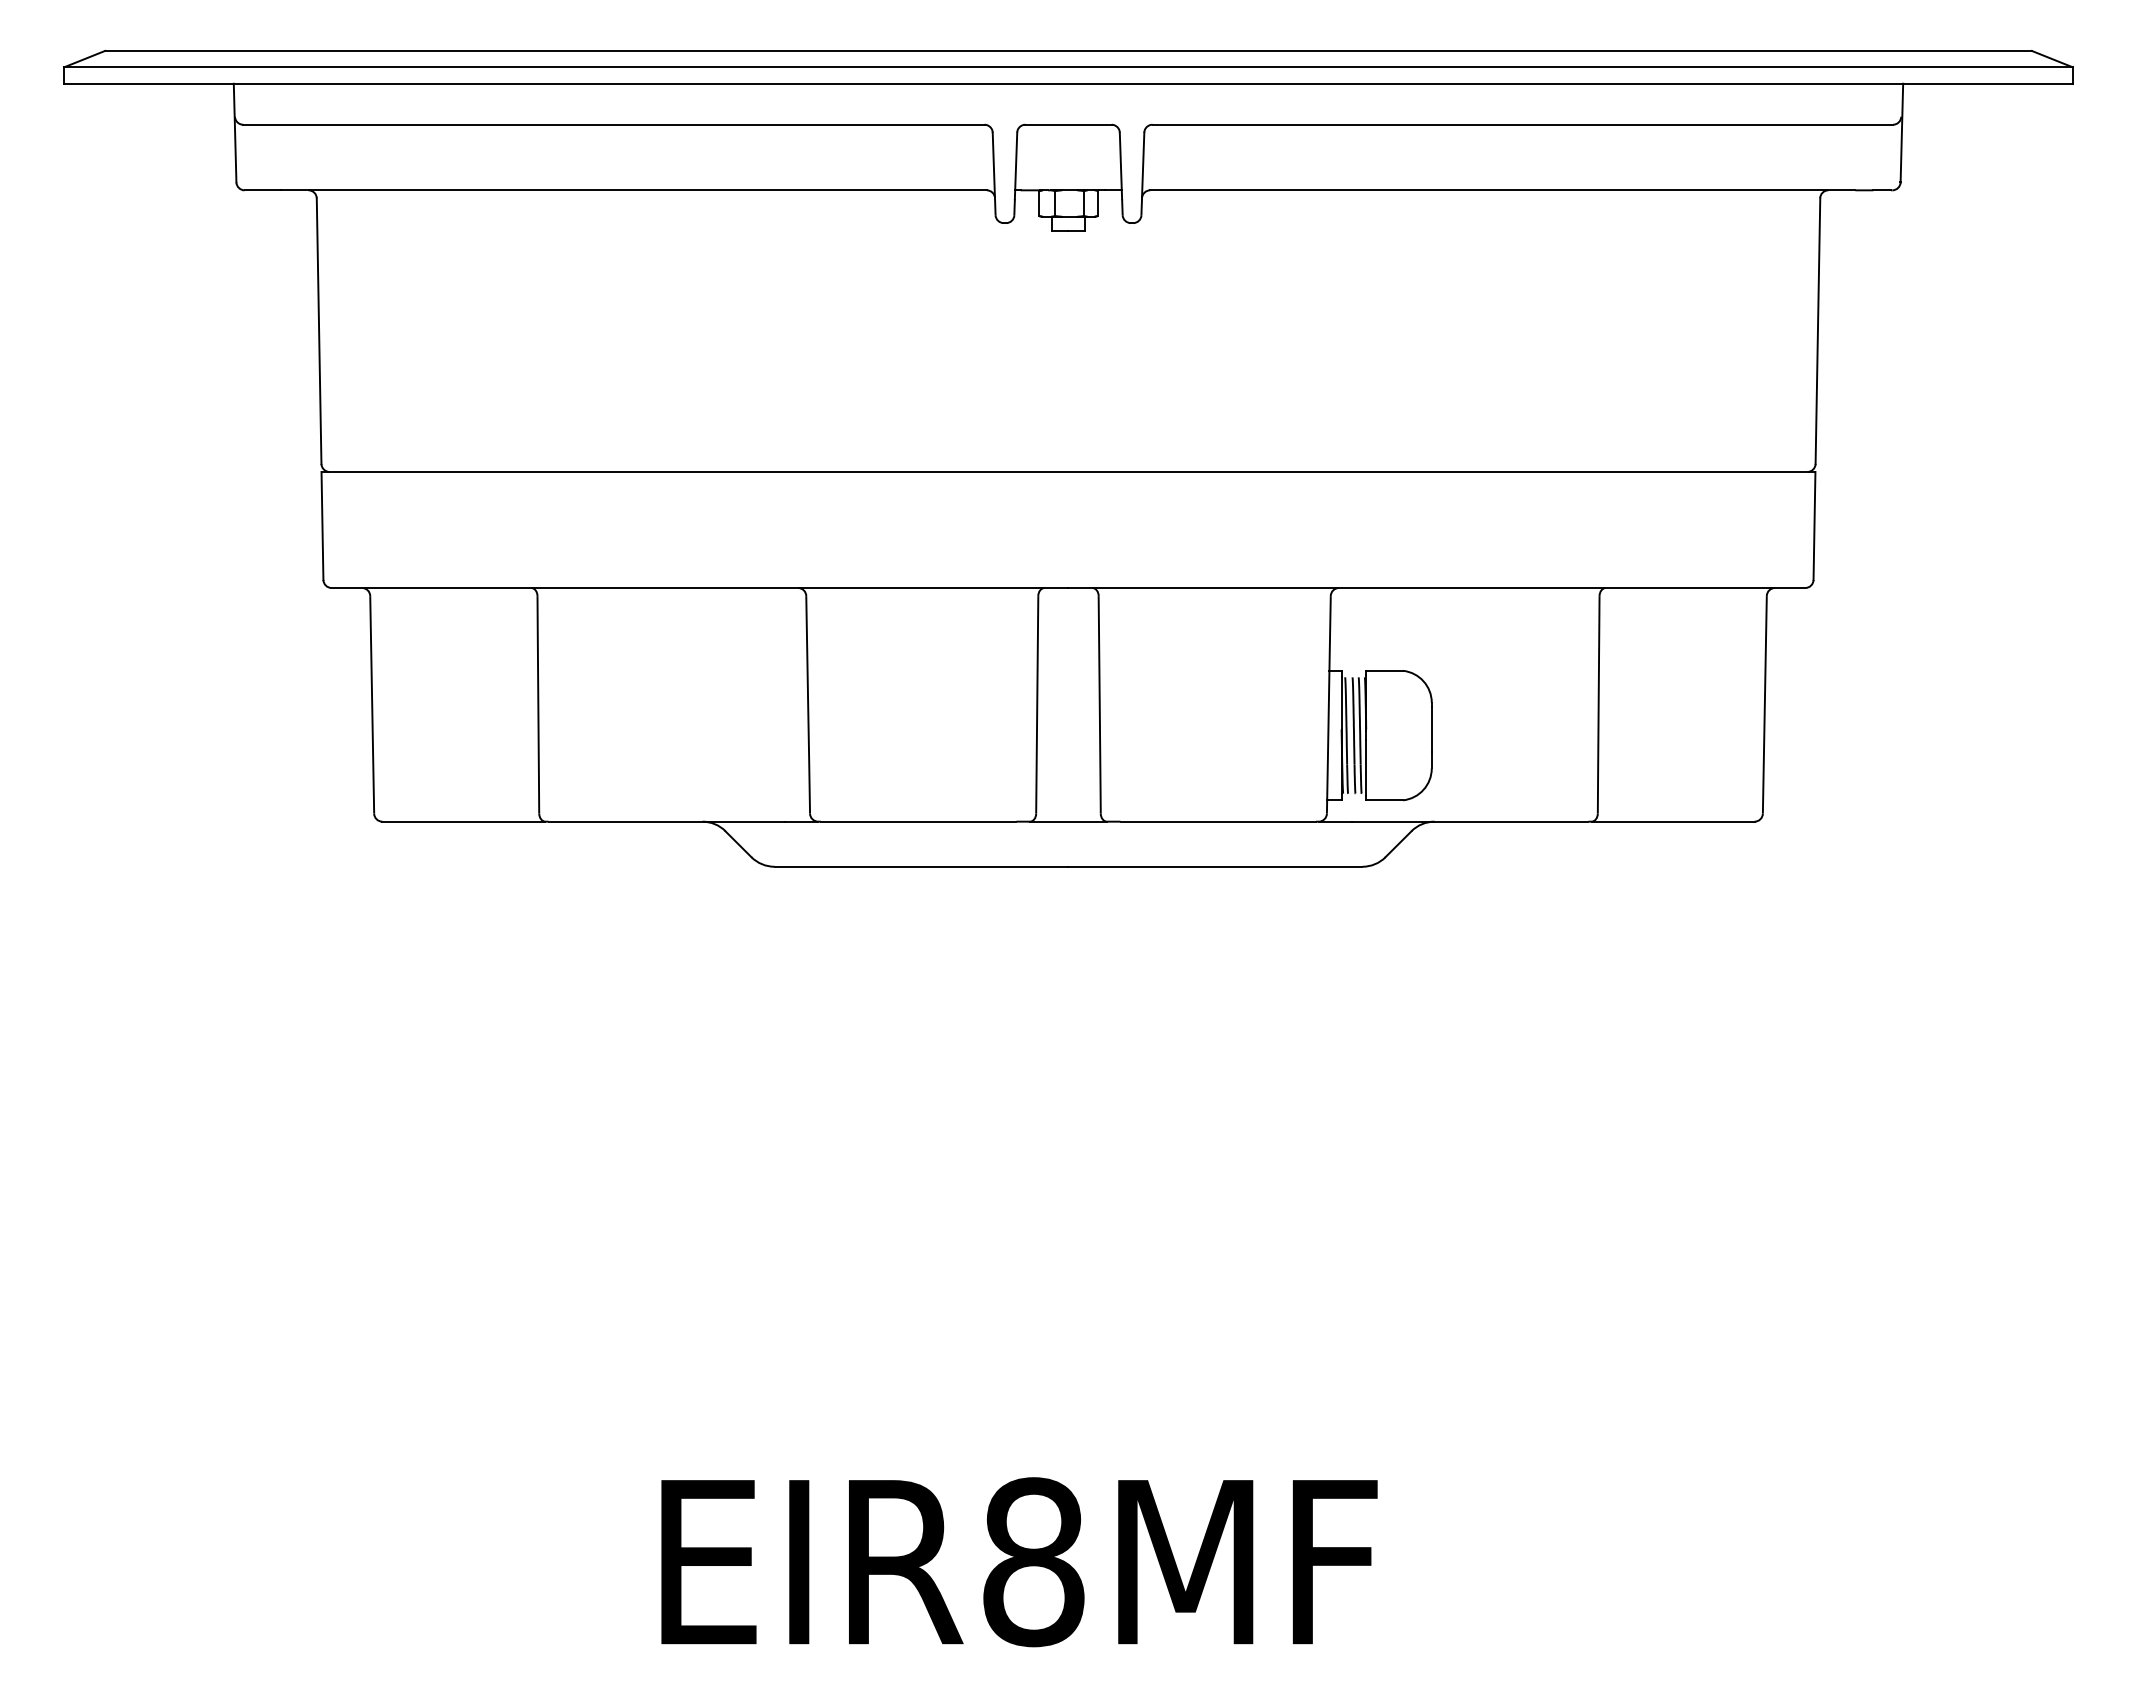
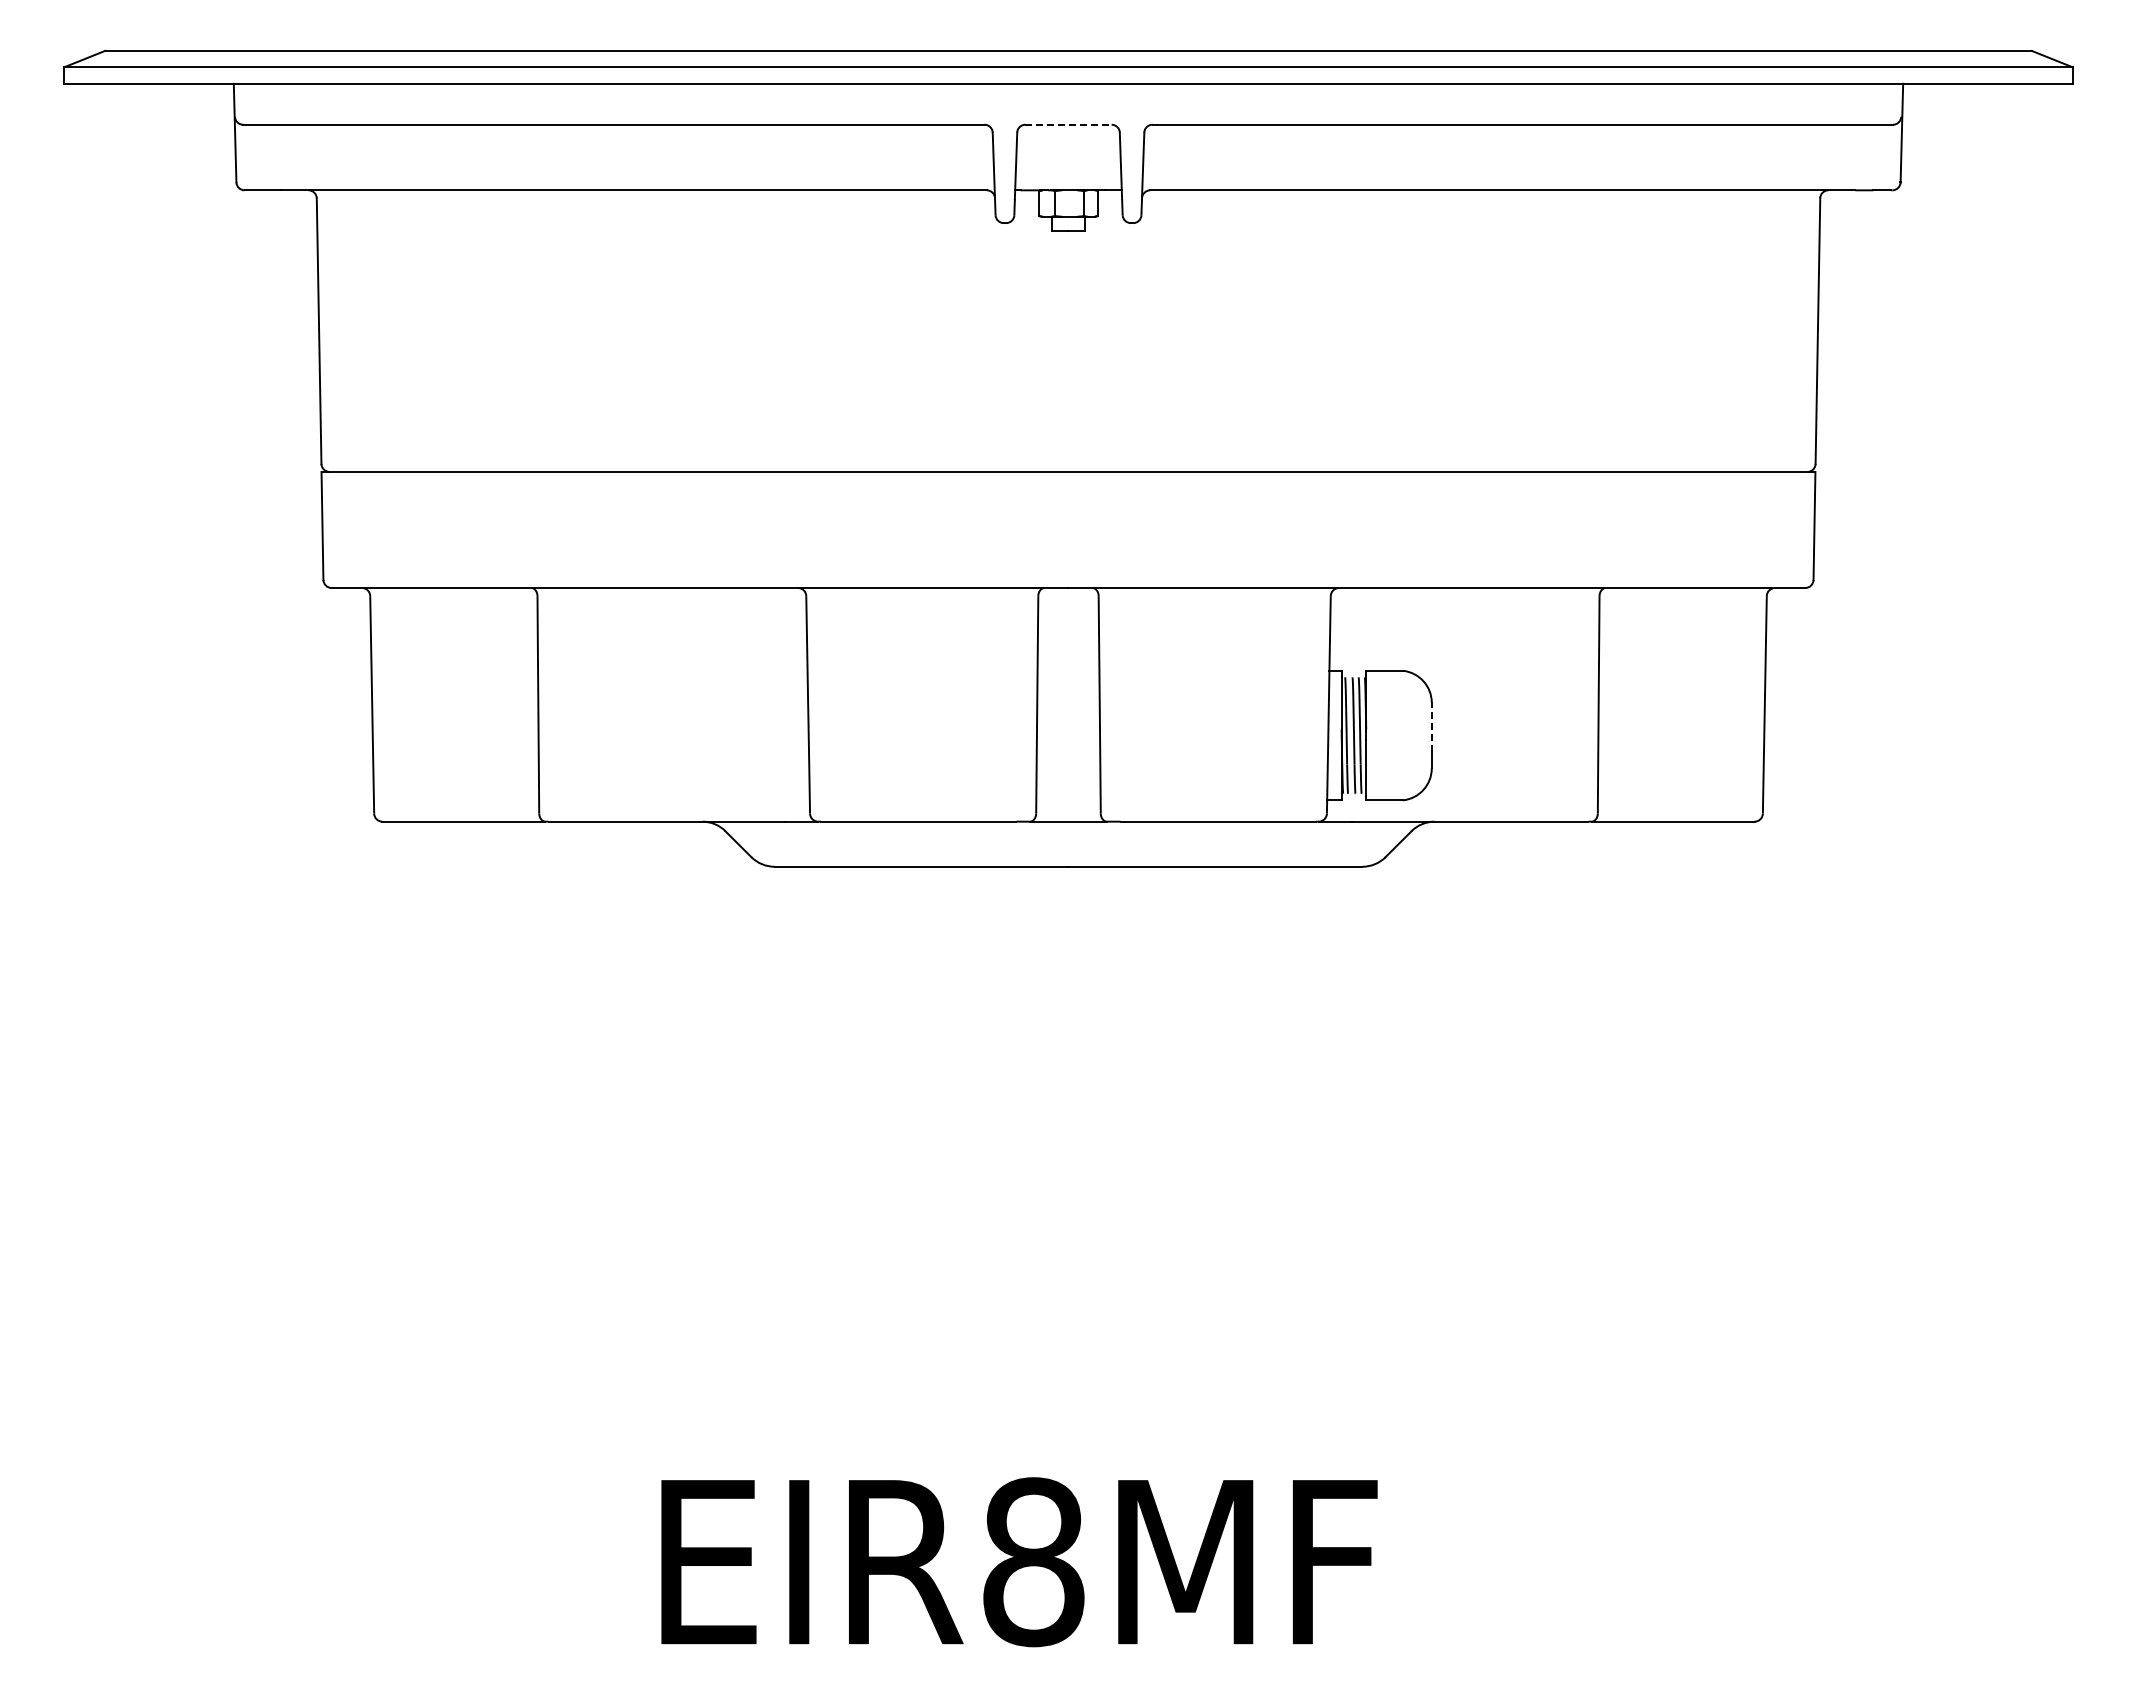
line: solid -> dashed (1069, 124)
line: solid -> dashed (1431, 729)
